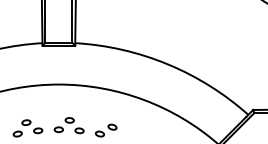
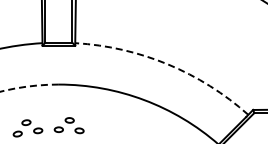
arc: solid -> dashed (167, 64)
arc: solid -> dashed (29, 86)
part: present -> none (106, 130)
